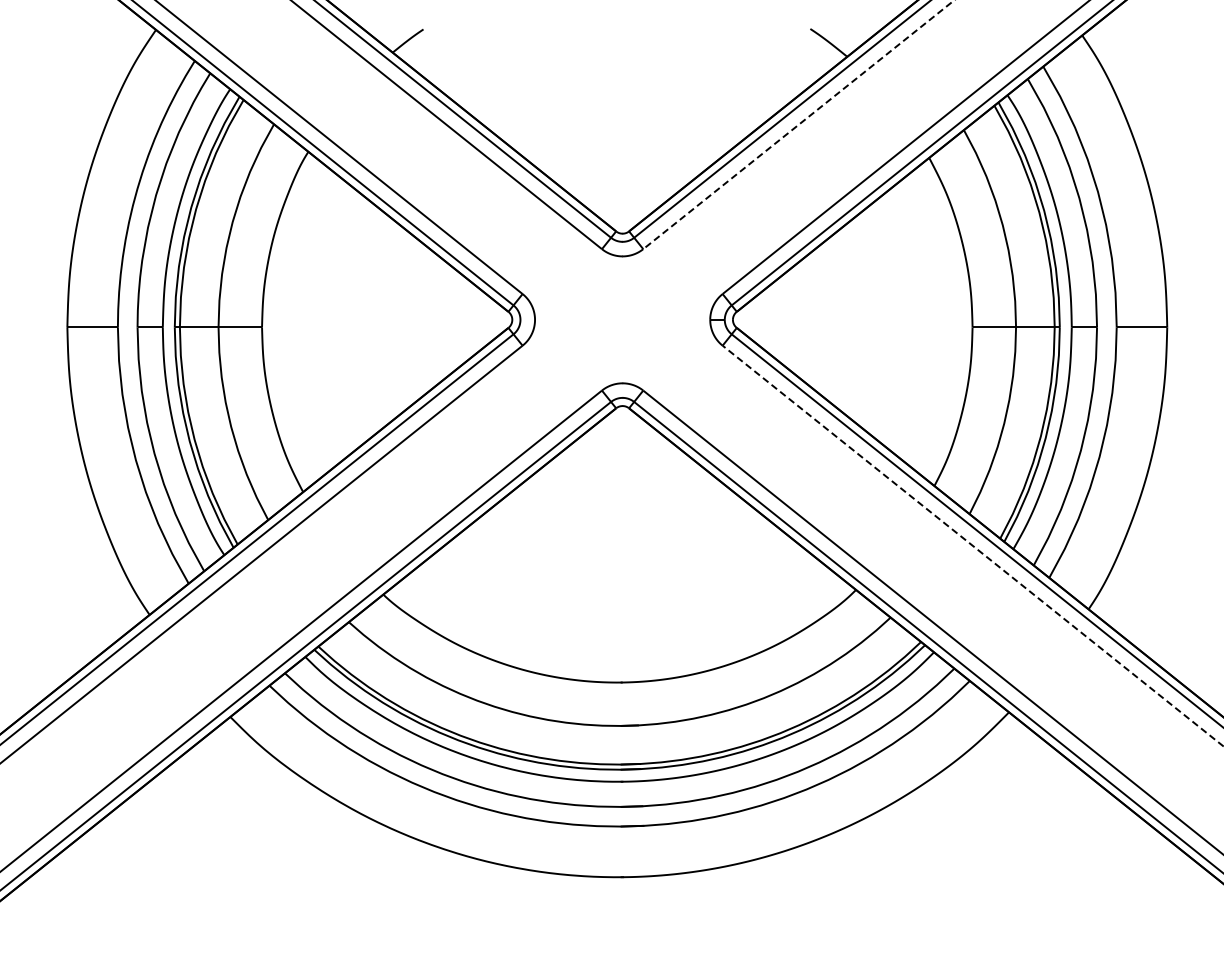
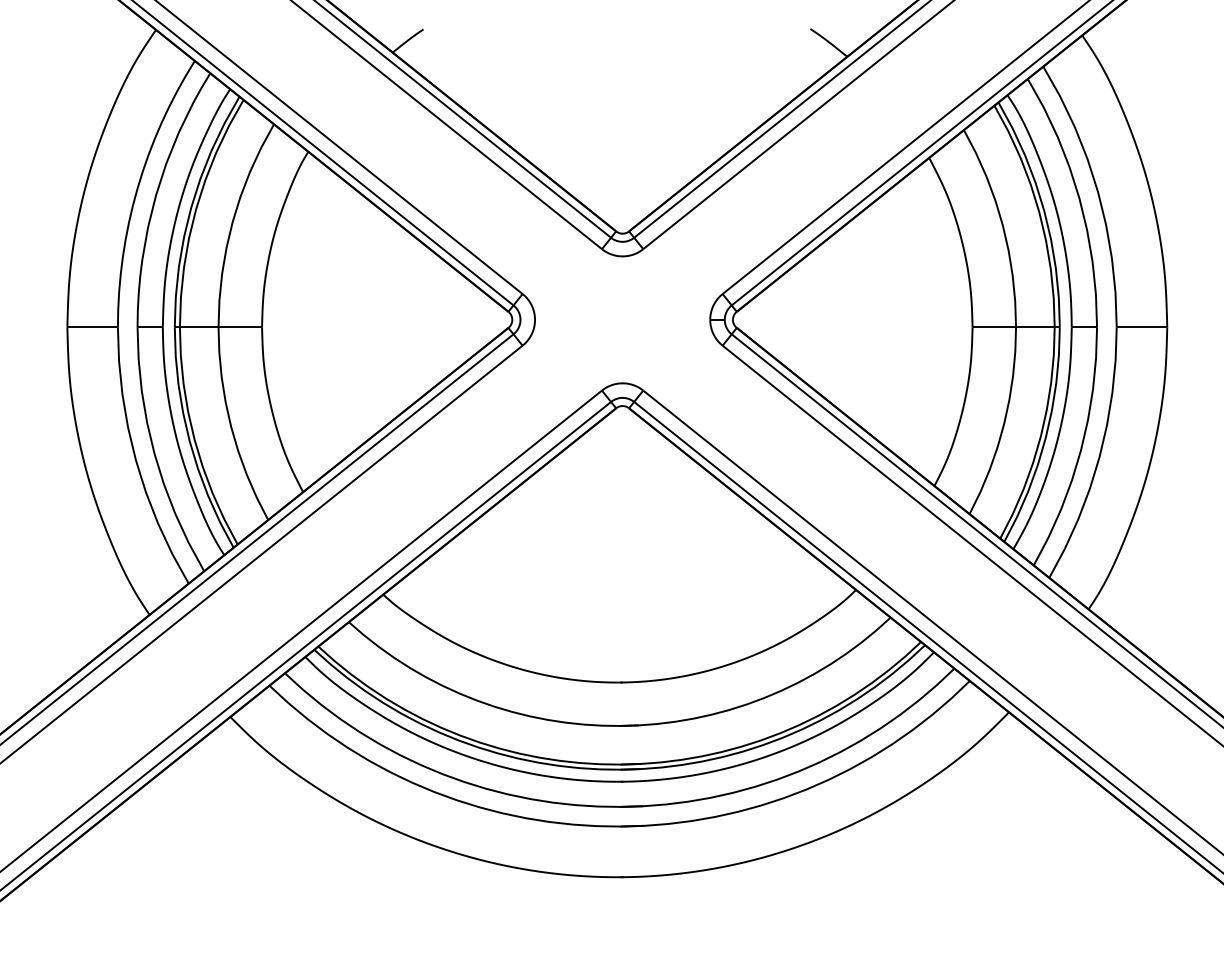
line: dashed -> solid (798, 124)
line: dashed -> solid (973, 546)
